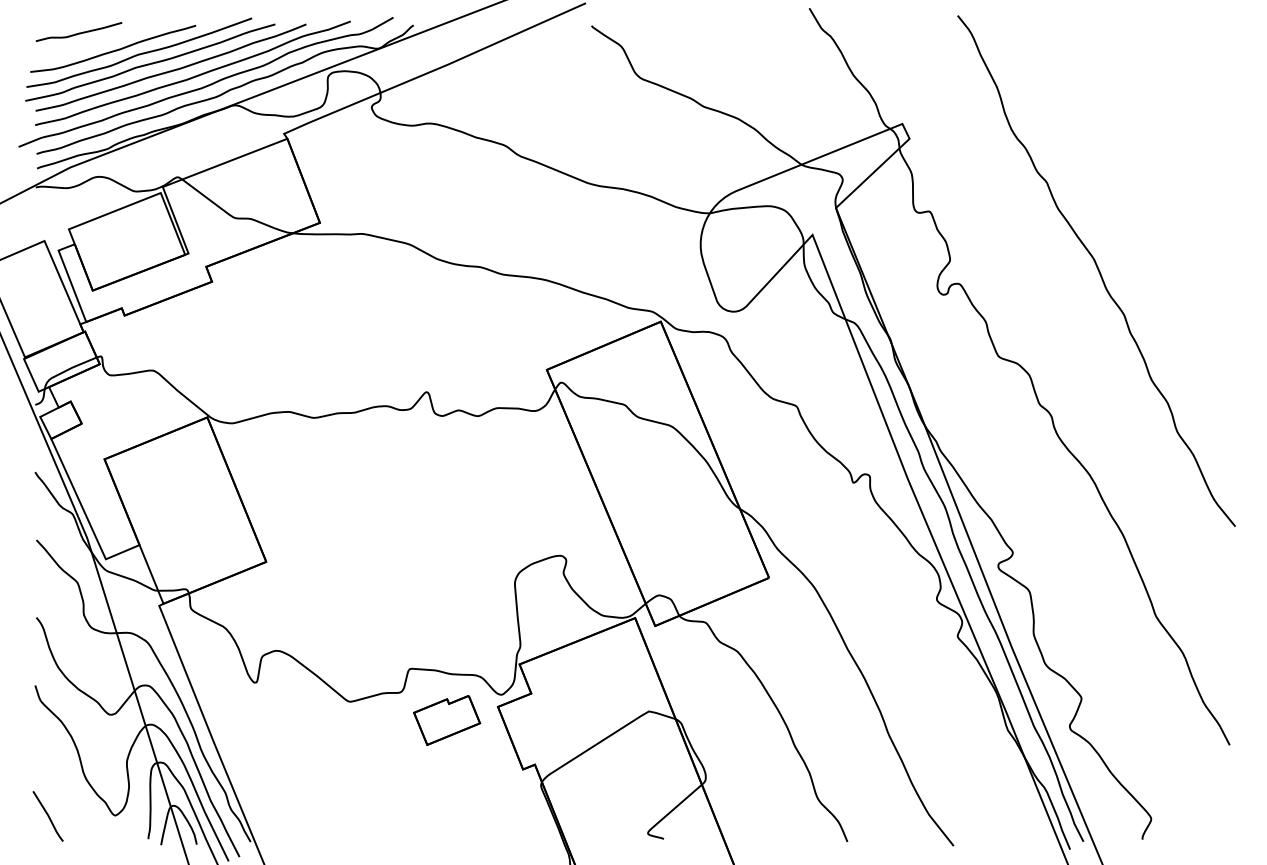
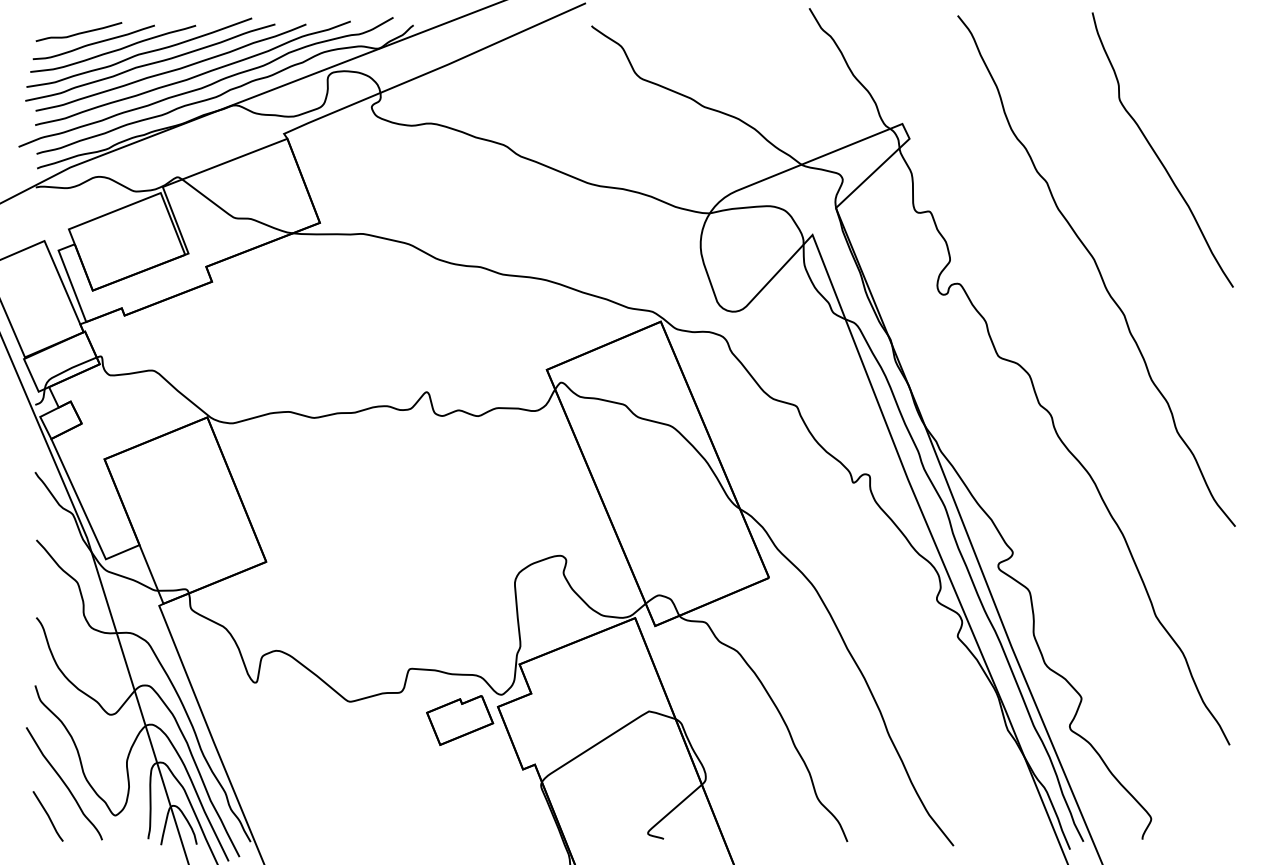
curve: none -> present (93, 42)
curve: none -> present (1157, 154)
part position: (447, 720) -> (460, 720) (460, 720)
curve: none -> present (64, 783)
